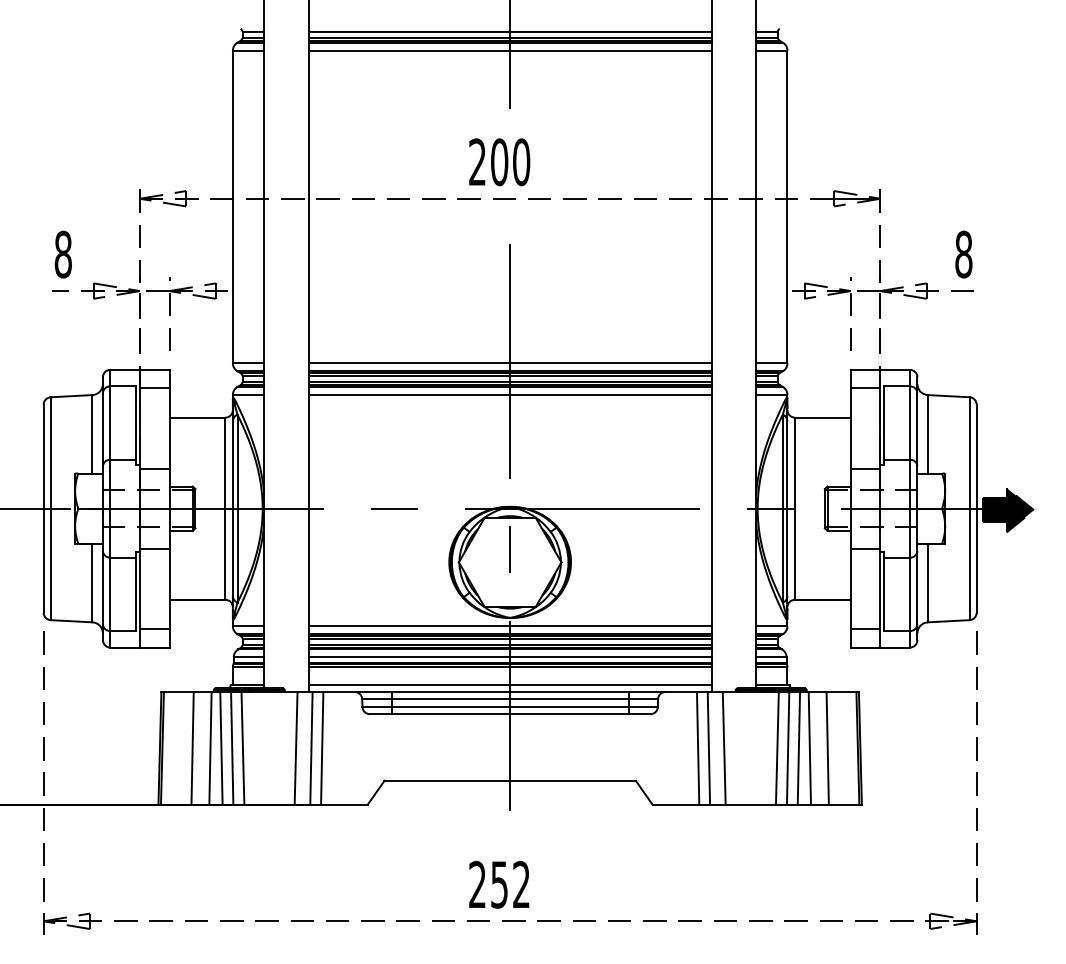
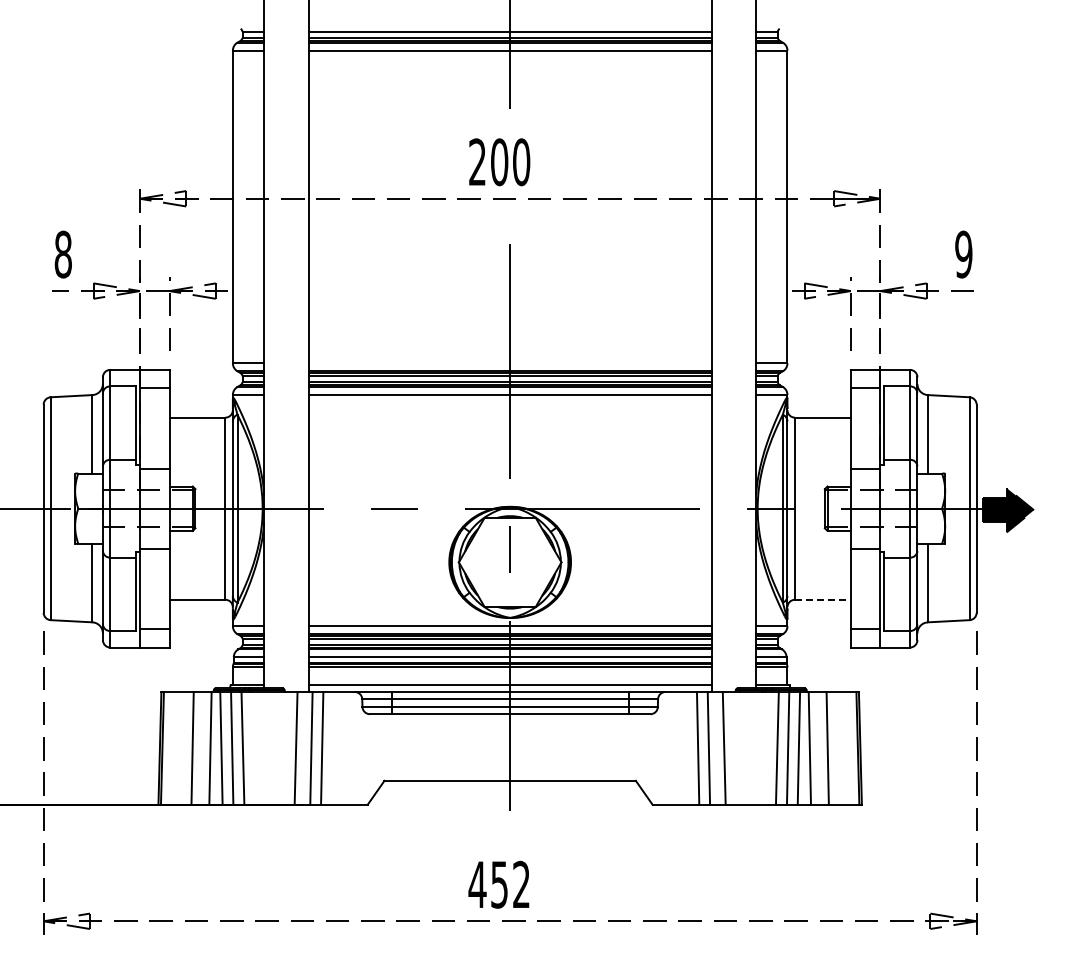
text: 8 -> 9 (963, 254)
line: present -> none (509, 363)
line: solid -> dashed (822, 599)
text: 252 -> 452 (477, 883)
